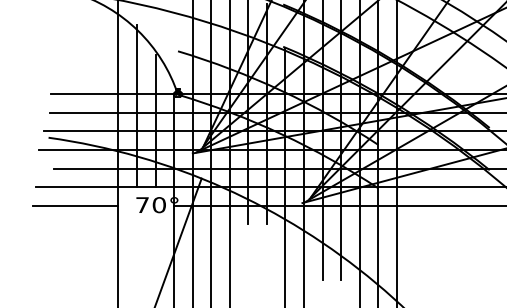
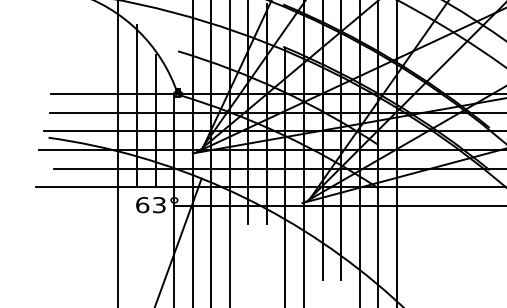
line: present -> none (75, 205)
text: 70° -> 63° (150, 205)
